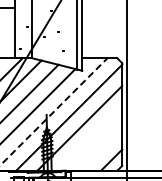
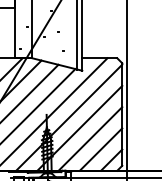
line: dashed -> solid (54, 111)
line: none -> present (90, 138)
line: none -> present (100, 149)
